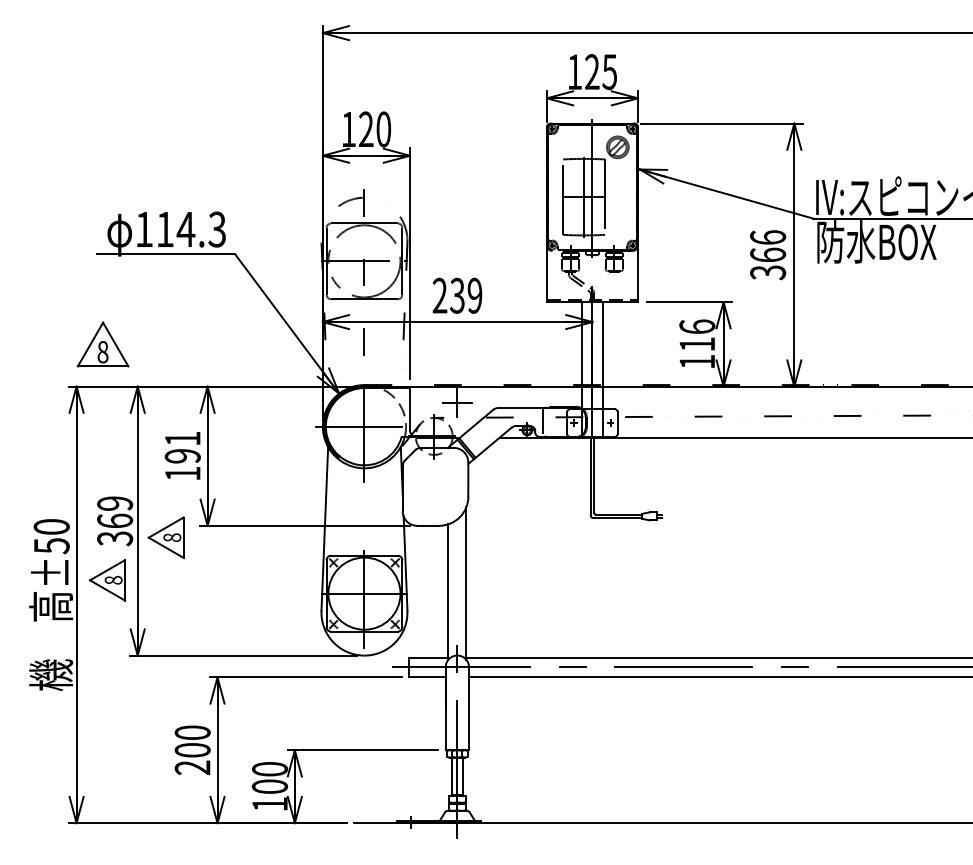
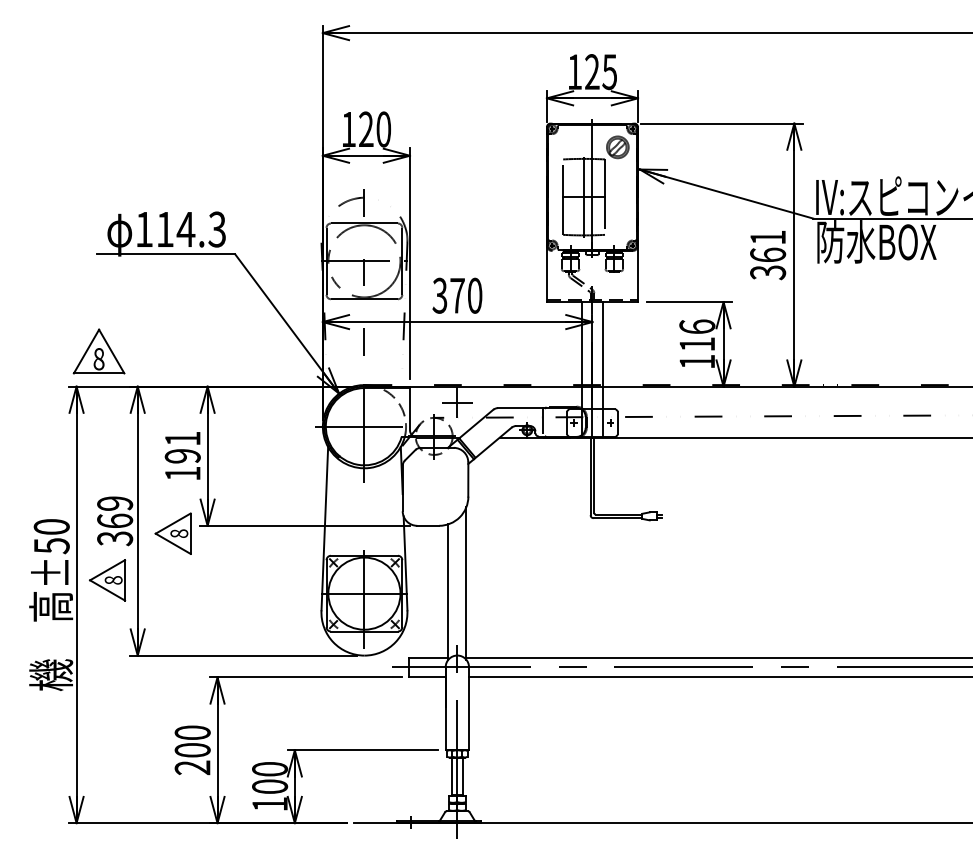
text: 366 -> 361 (768, 237)
text: 239 -> 370 (457, 295)
part position: (102, 344) -> (98, 351) (98, 351)
part position: (165, 537) -> (172, 533) (172, 533)
